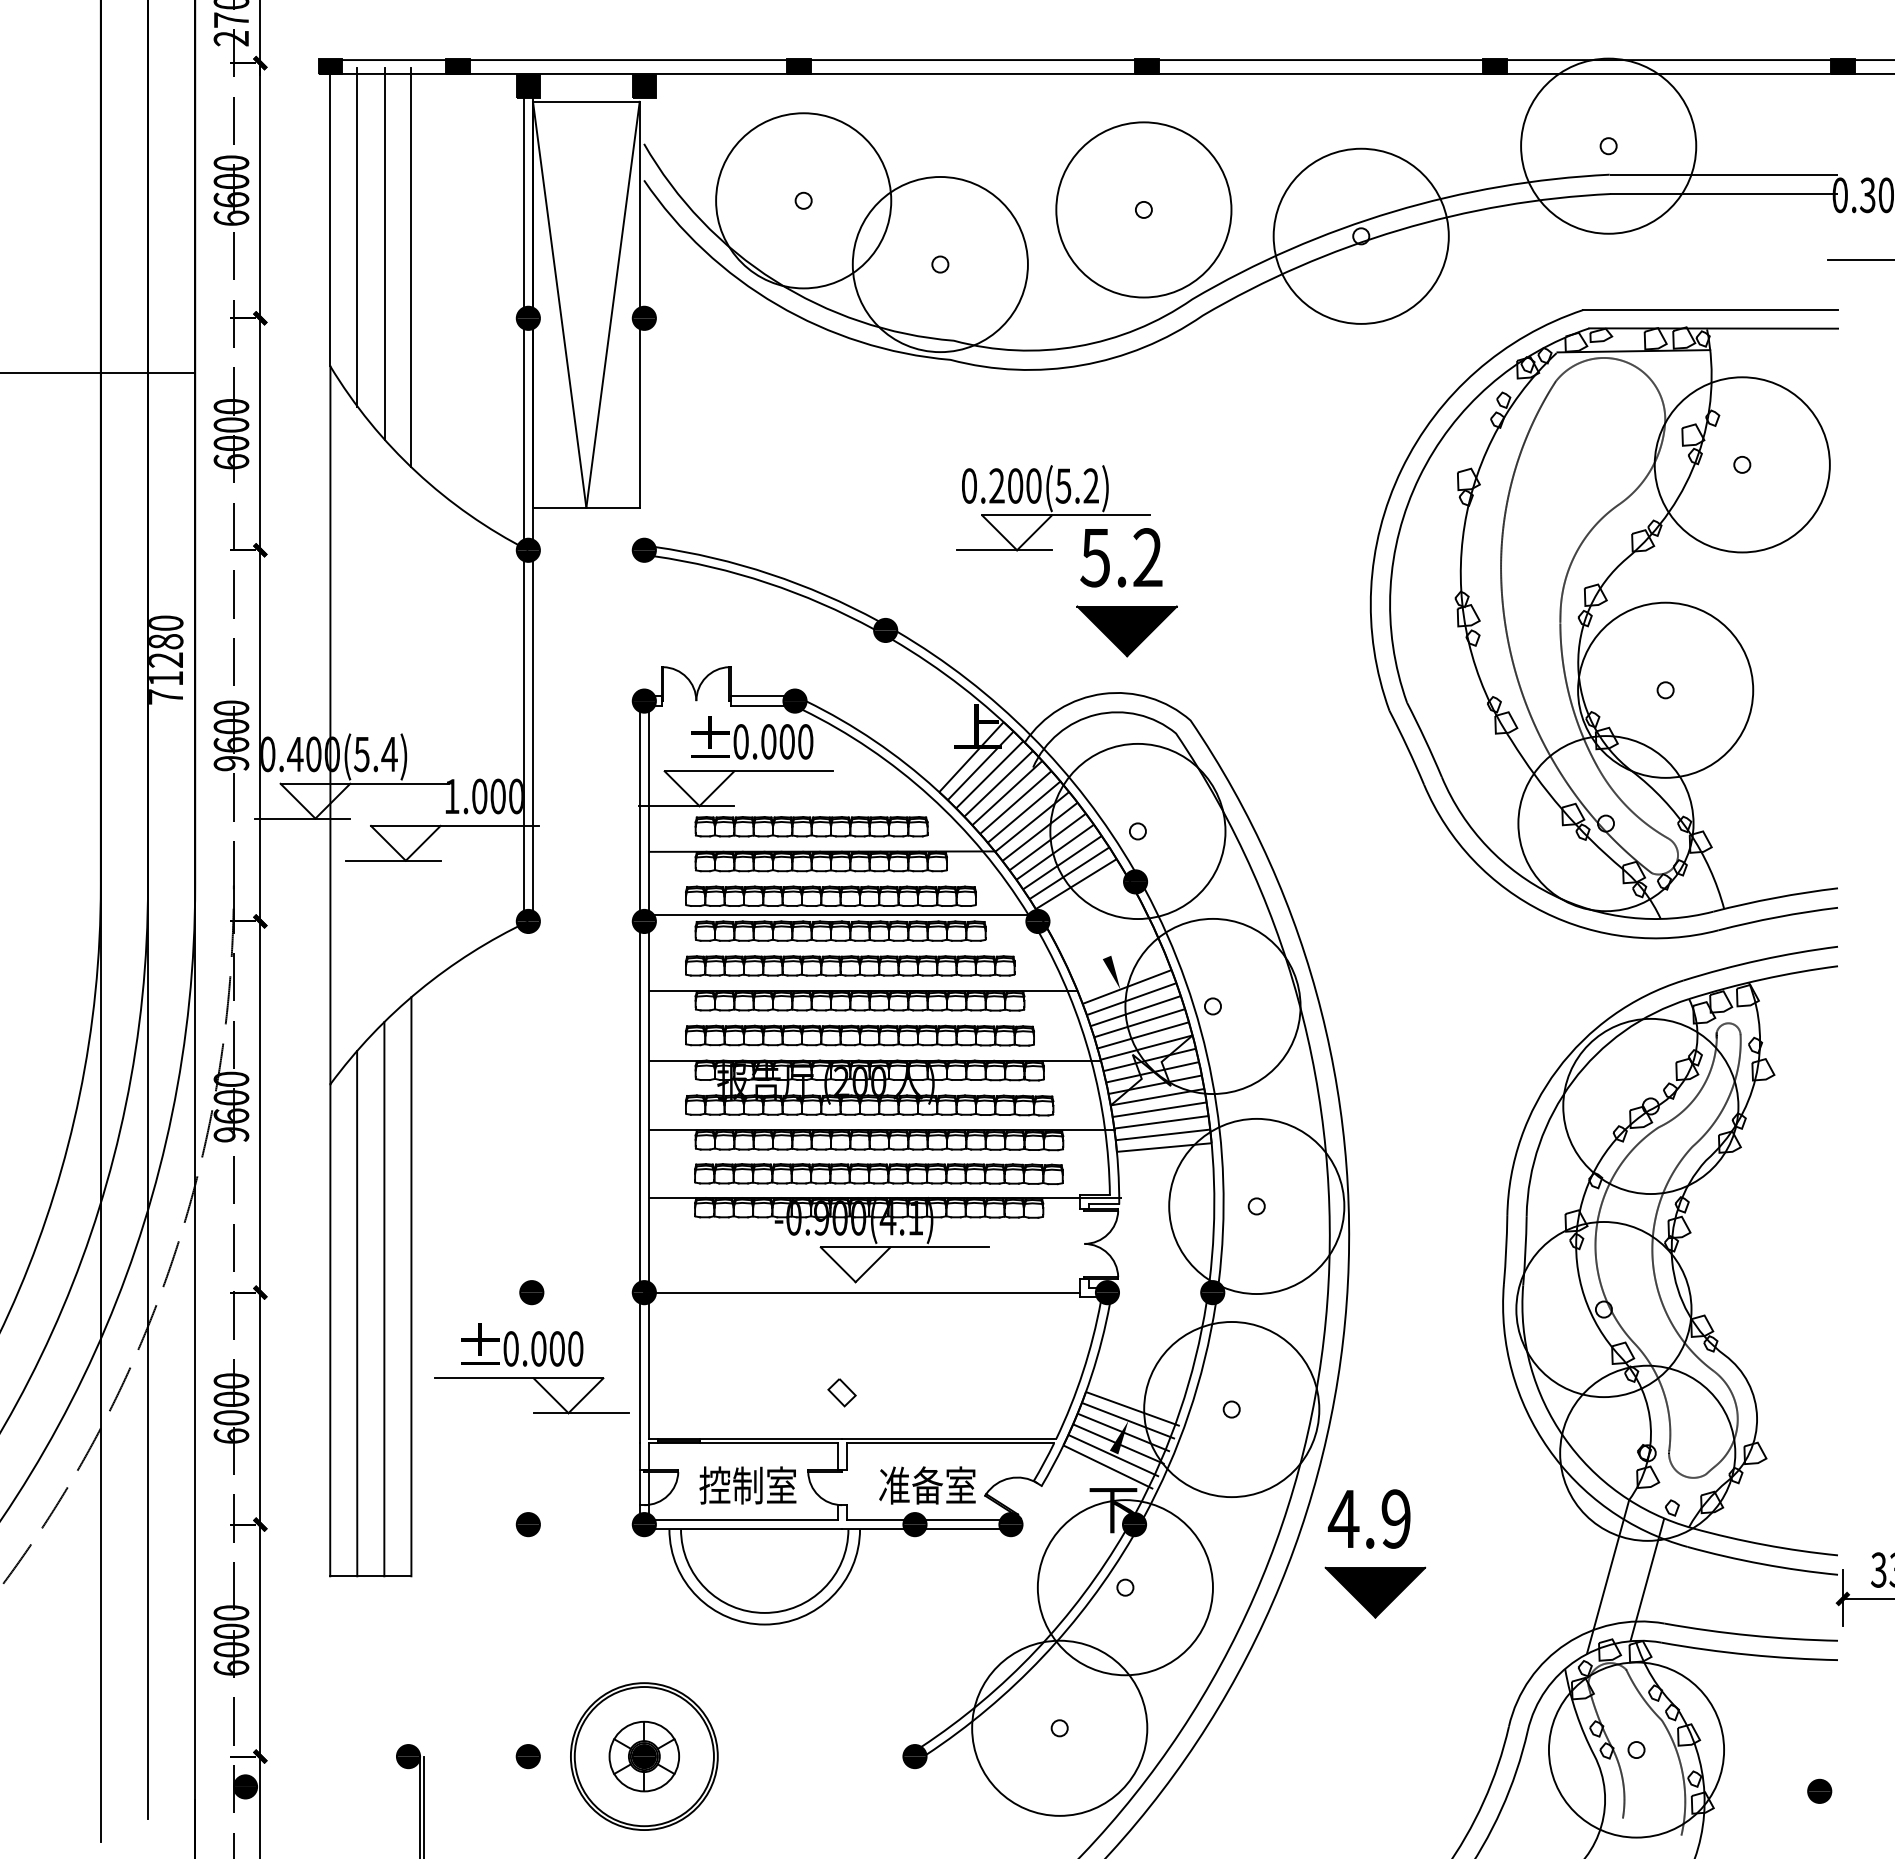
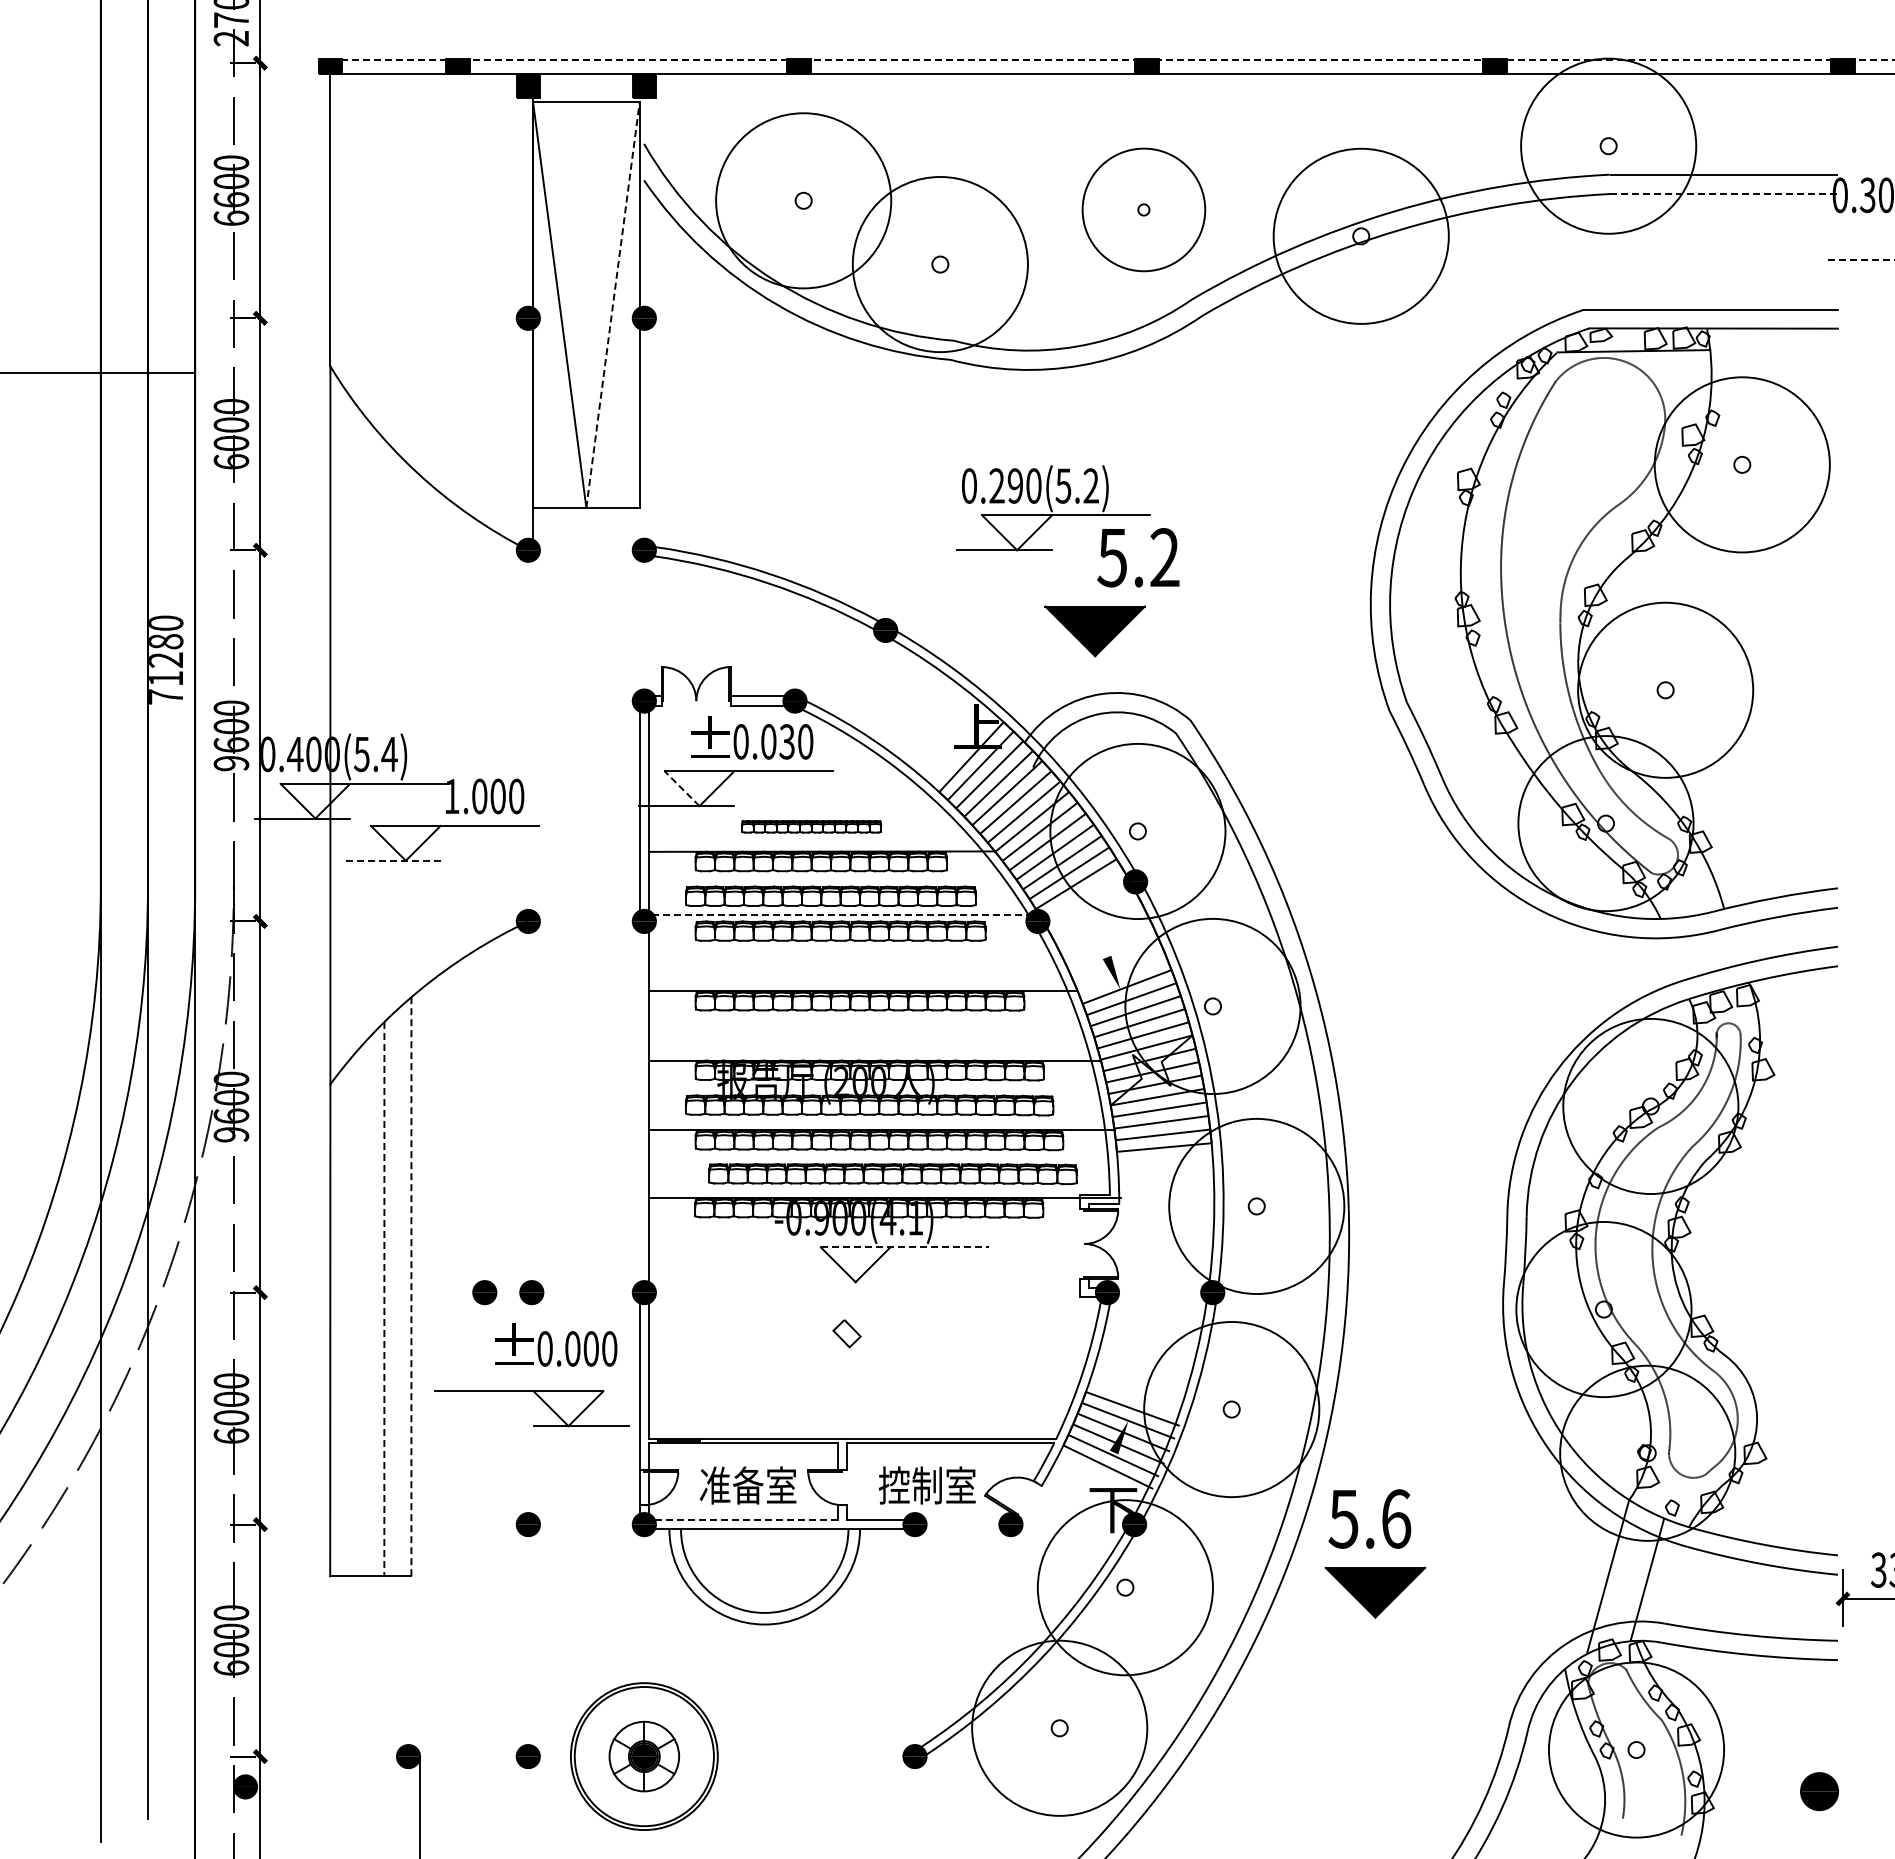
line: solid -> dashed (1106, 60)
line: solid -> dashed (1724, 194)
line: present -> none (523, 202)
part size: 178x178 px -> 126x126 px (1143, 209)
line: present -> none (357, 236)
line: present -> none (384, 253)
line: solid -> dashed (1861, 259)
line: present -> none (411, 267)
line: solid -> dashed (613, 304)
line: present -> none (523, 433)
text: 0.200(5.2) -> 0.290(5.2) (1015, 485)
text position: (1121, 557) -> (1138, 557) (1138, 557)
part position: (1126, 631) -> (1094, 631) (1094, 631)
line: present -> none (523, 735)
line: present -> none (533, 735)
text: 0.000 -> 0.030 (786, 741)
line: solid -> dashed (682, 788)
part size: 235x22 px -> 142x14 px (811, 826)
line: solid -> dashed (393, 860)
line: solid -> dashed (845, 914)
part: present -> none (850, 965)
part: present -> none (859, 1035)
line: present -> none (639, 1107)
part position: (878, 1174) -> (892, 1174) (892, 1174)
line: solid -> dashed (905, 1247)
line: solid -> dashed (411, 1286)
part: none -> present (484, 1292)
line: present -> none (861, 1292)
line: solid -> dashed (384, 1299)
line: present -> none (357, 1313)
text position: (522, 1344) -> (556, 1344) (556, 1344)
part position: (540, 1386) -> (540, 1399) (540, 1399)
part position: (841, 1392) -> (846, 1333) (846, 1333)
text: 控制室 -> 准备室 (731, 1485)
text: 准备室 -> 控制室 (910, 1485)
text: 4.9 -> 5.6 (1369, 1518)
line: solid -> dashed (746, 1519)
line: present -> none (962, 1519)
line: present -> none (962, 1529)
part size: 26x26 px -> 39x40 px (1819, 1791)
line: present -> none (423, 1805)
